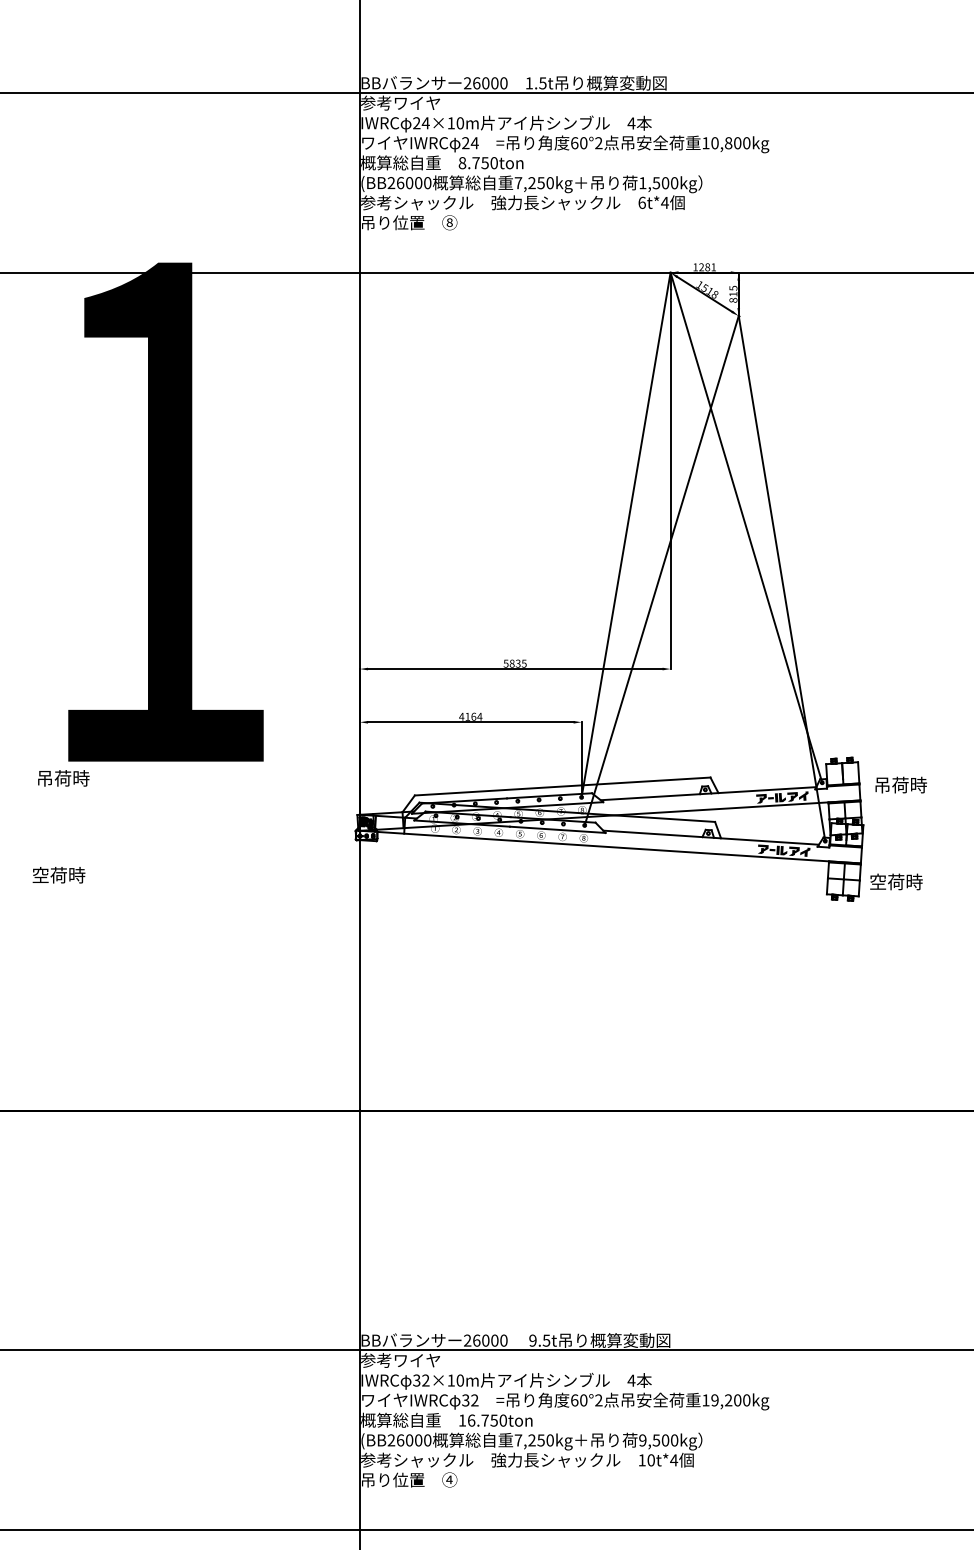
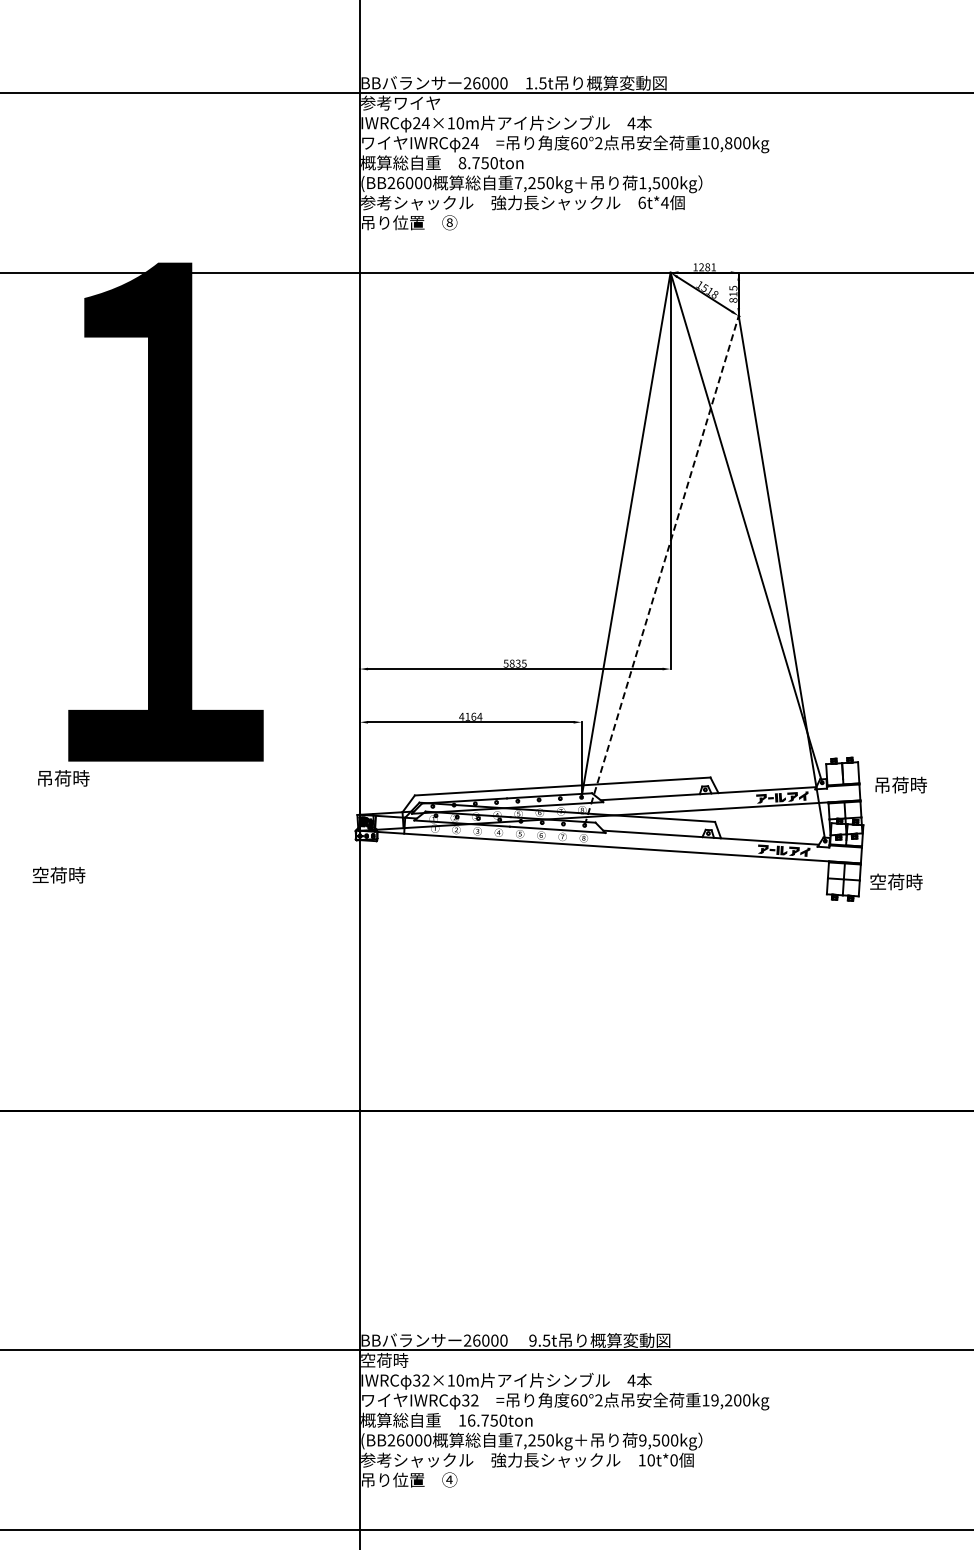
line: solid -> dashed (661, 570)
text: 参考ワイヤ -> 空荷時 (400, 1360)
text: 10t*4 -> 10t*0 (674, 1460)
